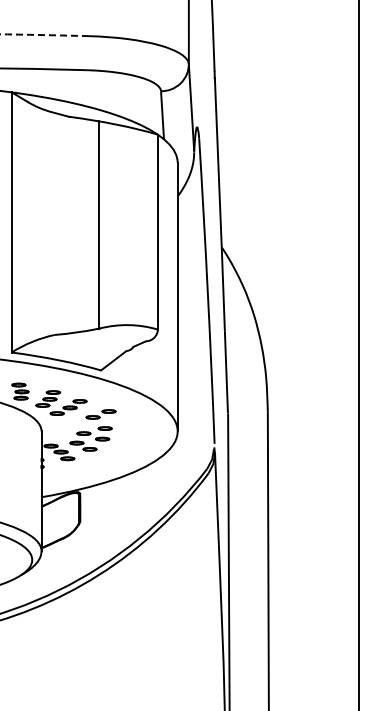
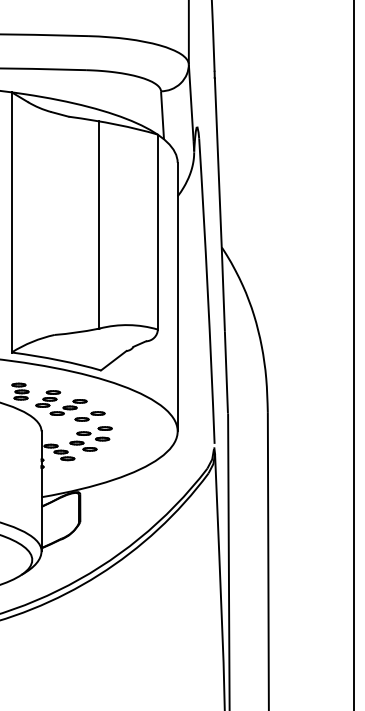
arc: dashed -> solid (43, 35)
line position: (358, 354) -> (353, 354) (353, 354)
part position: (100, 414) -> (89, 416) (89, 416)
